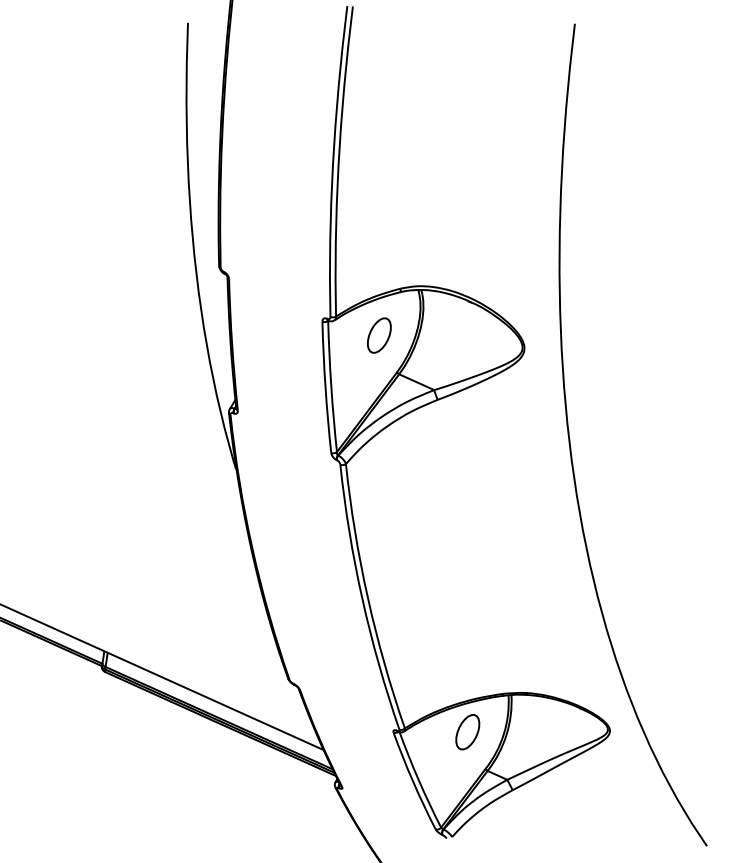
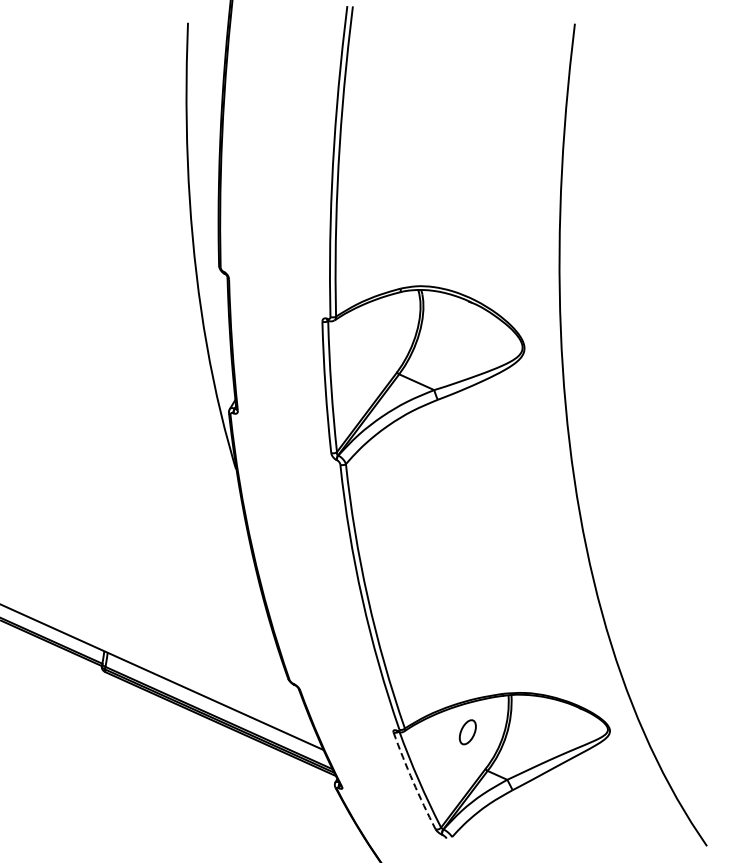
part: present -> none (379, 335)
part size: 26x37 px -> 19x27 px (467, 732)
arc: solid -> dashed (413, 781)
